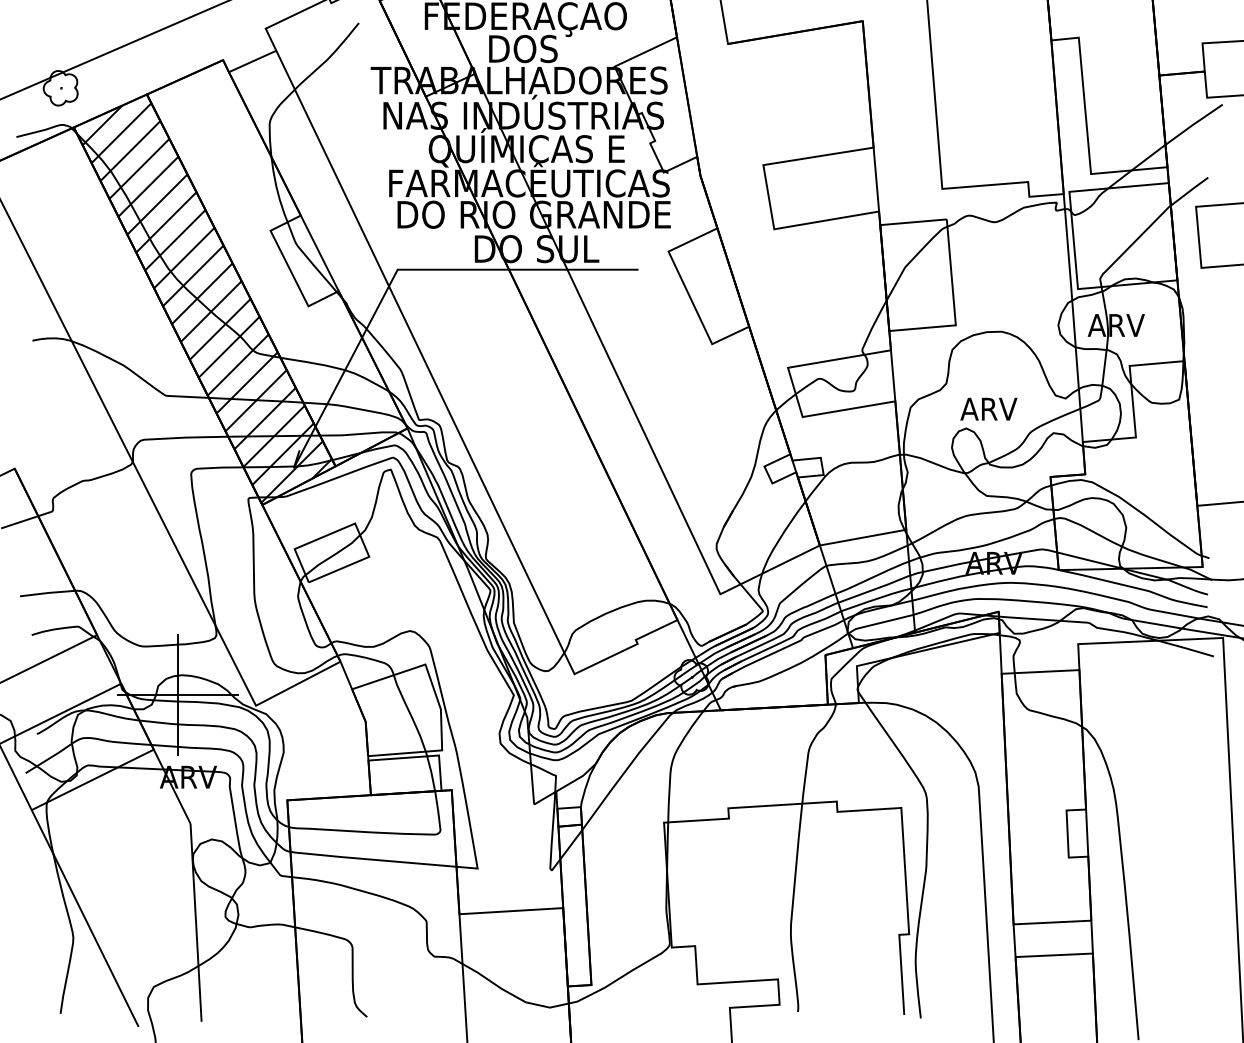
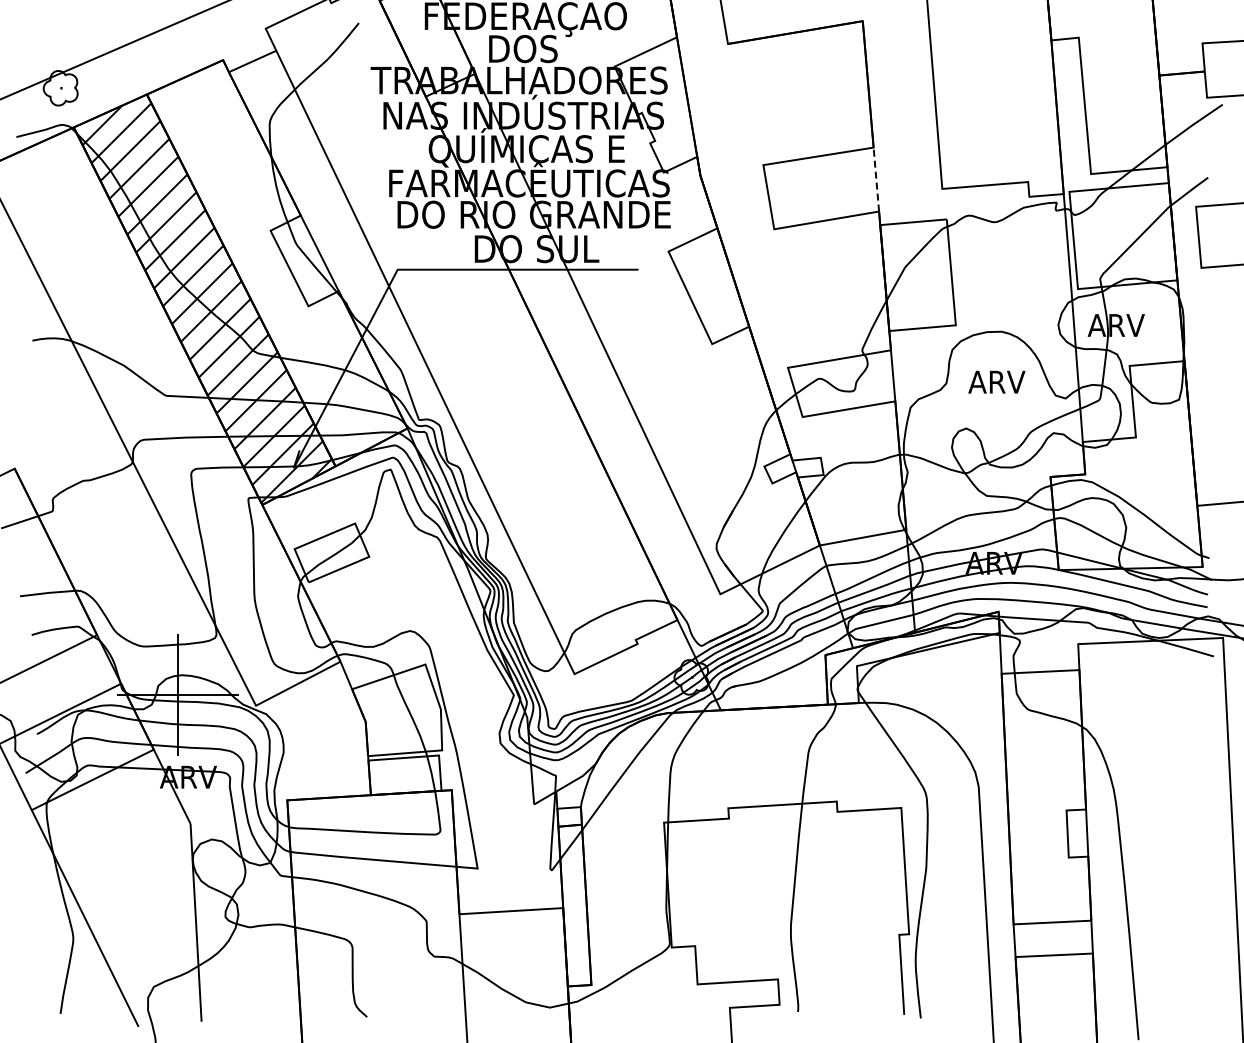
line: solid -> dashed (876, 179)
text position: (988, 408) -> (996, 381) (996, 381)
